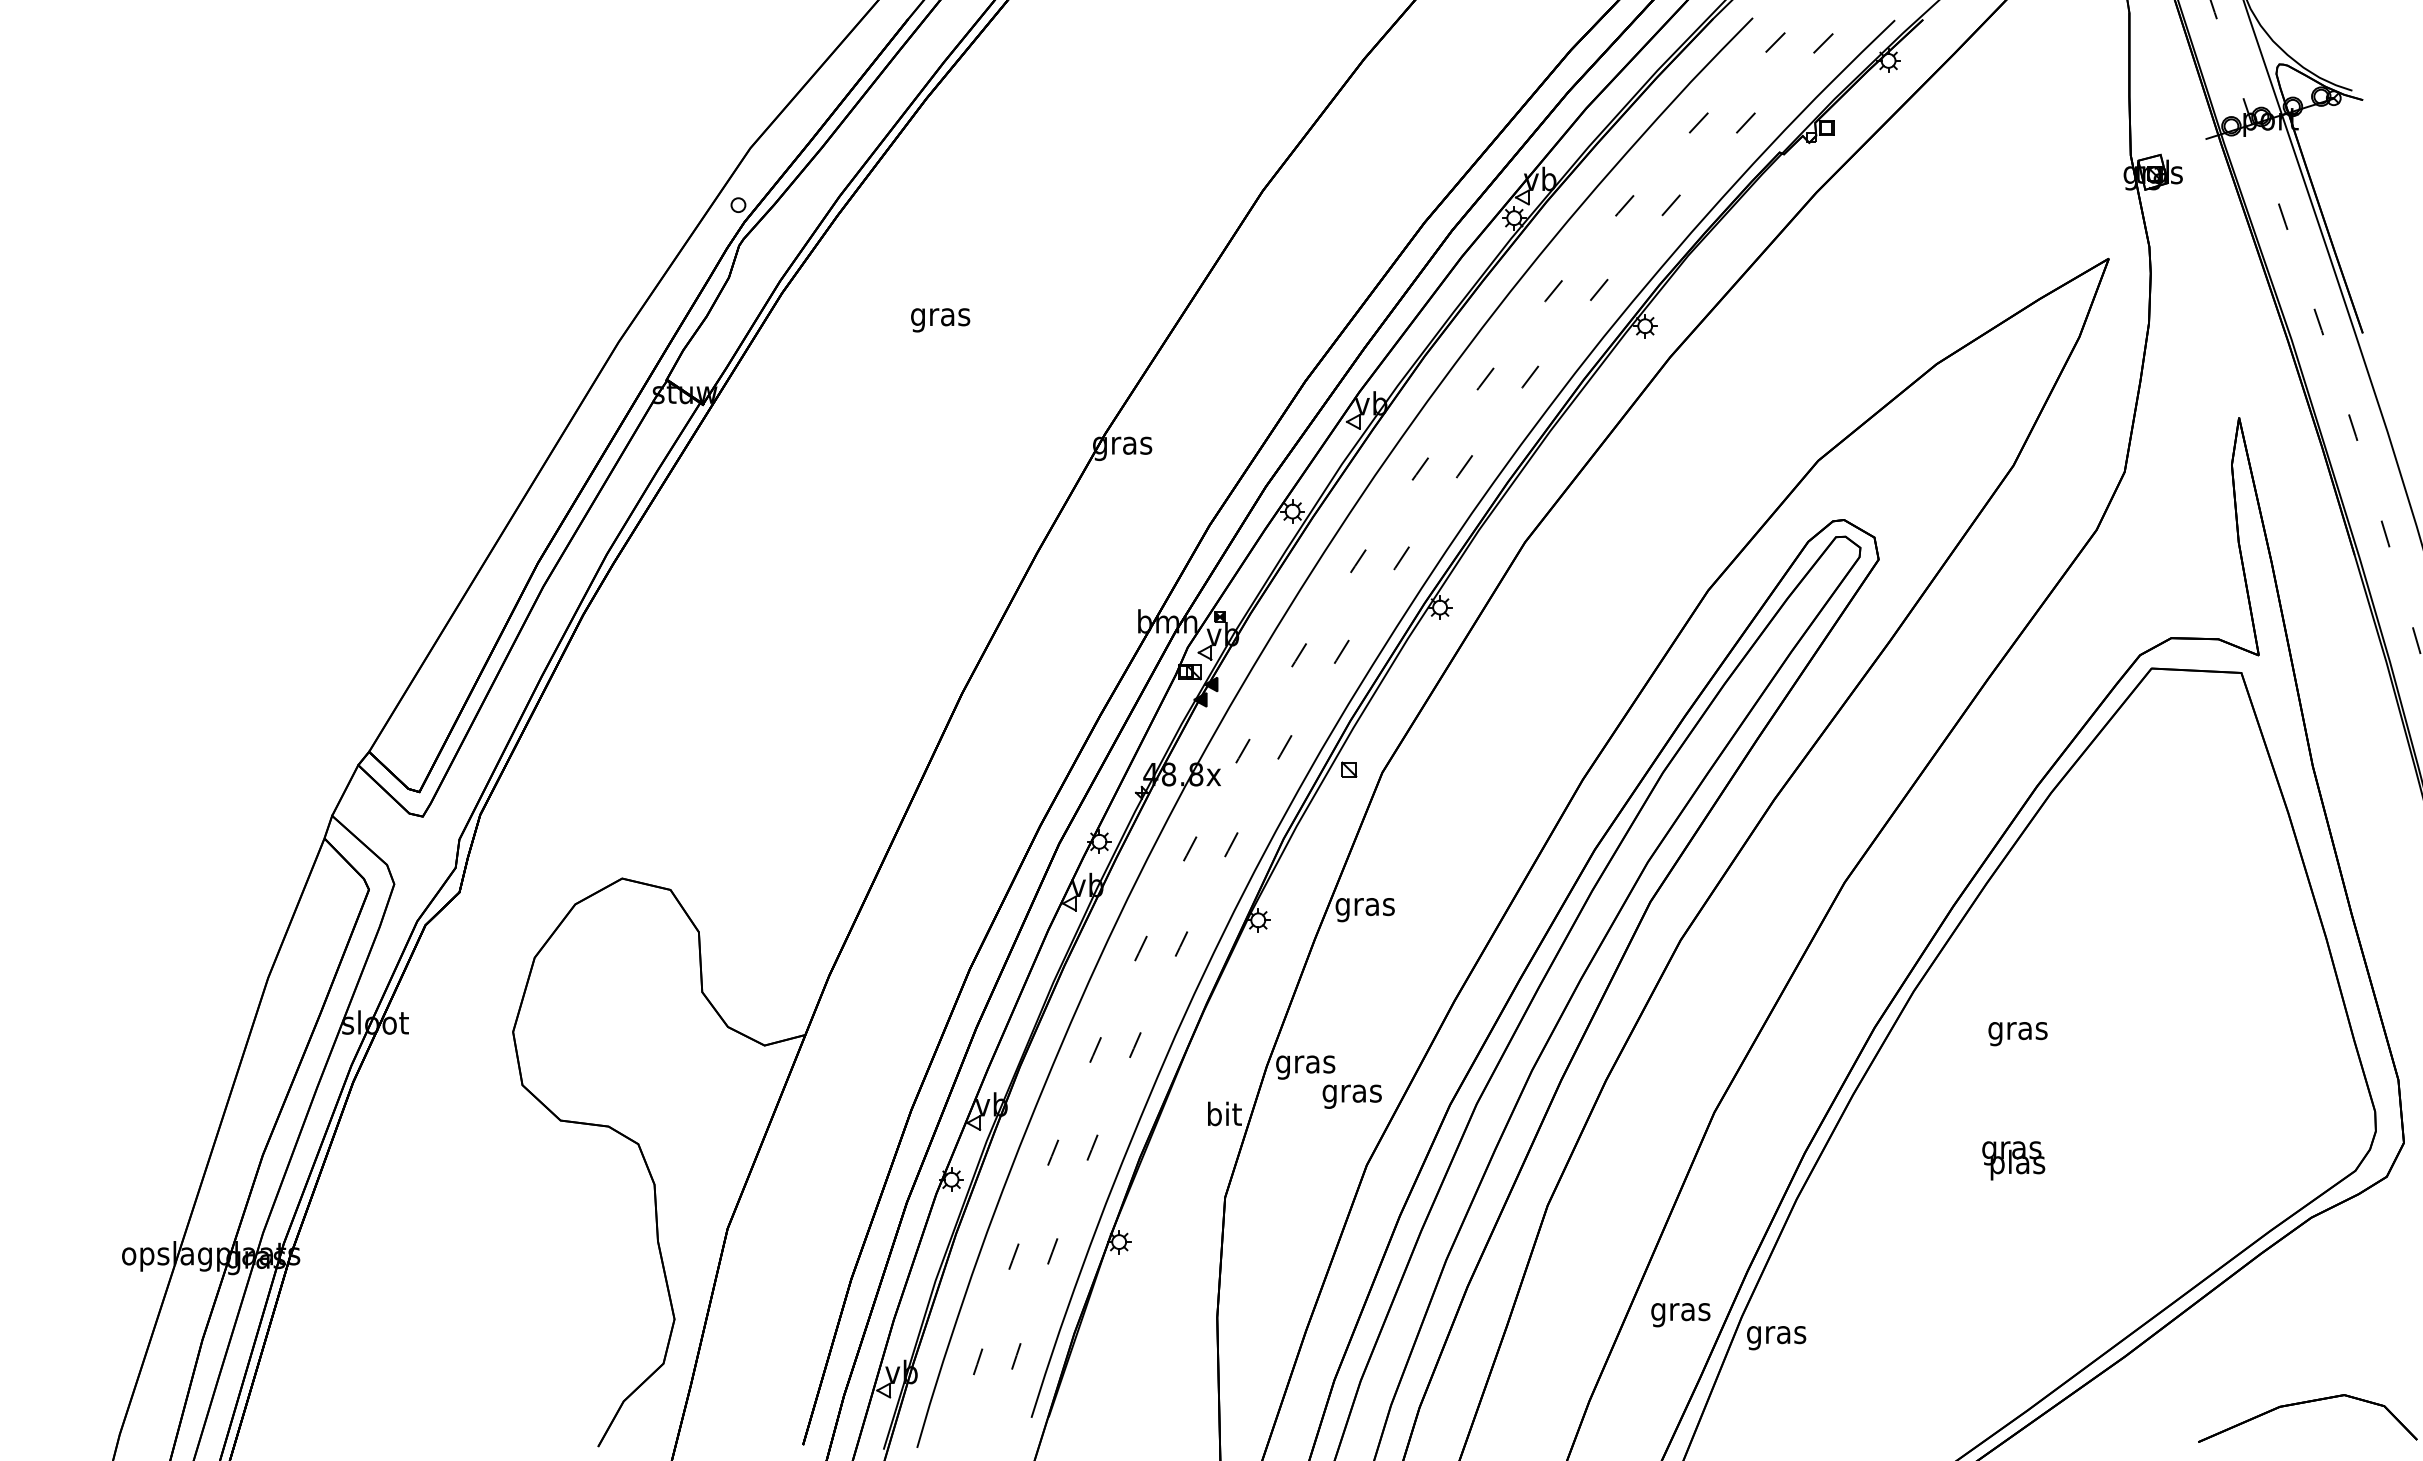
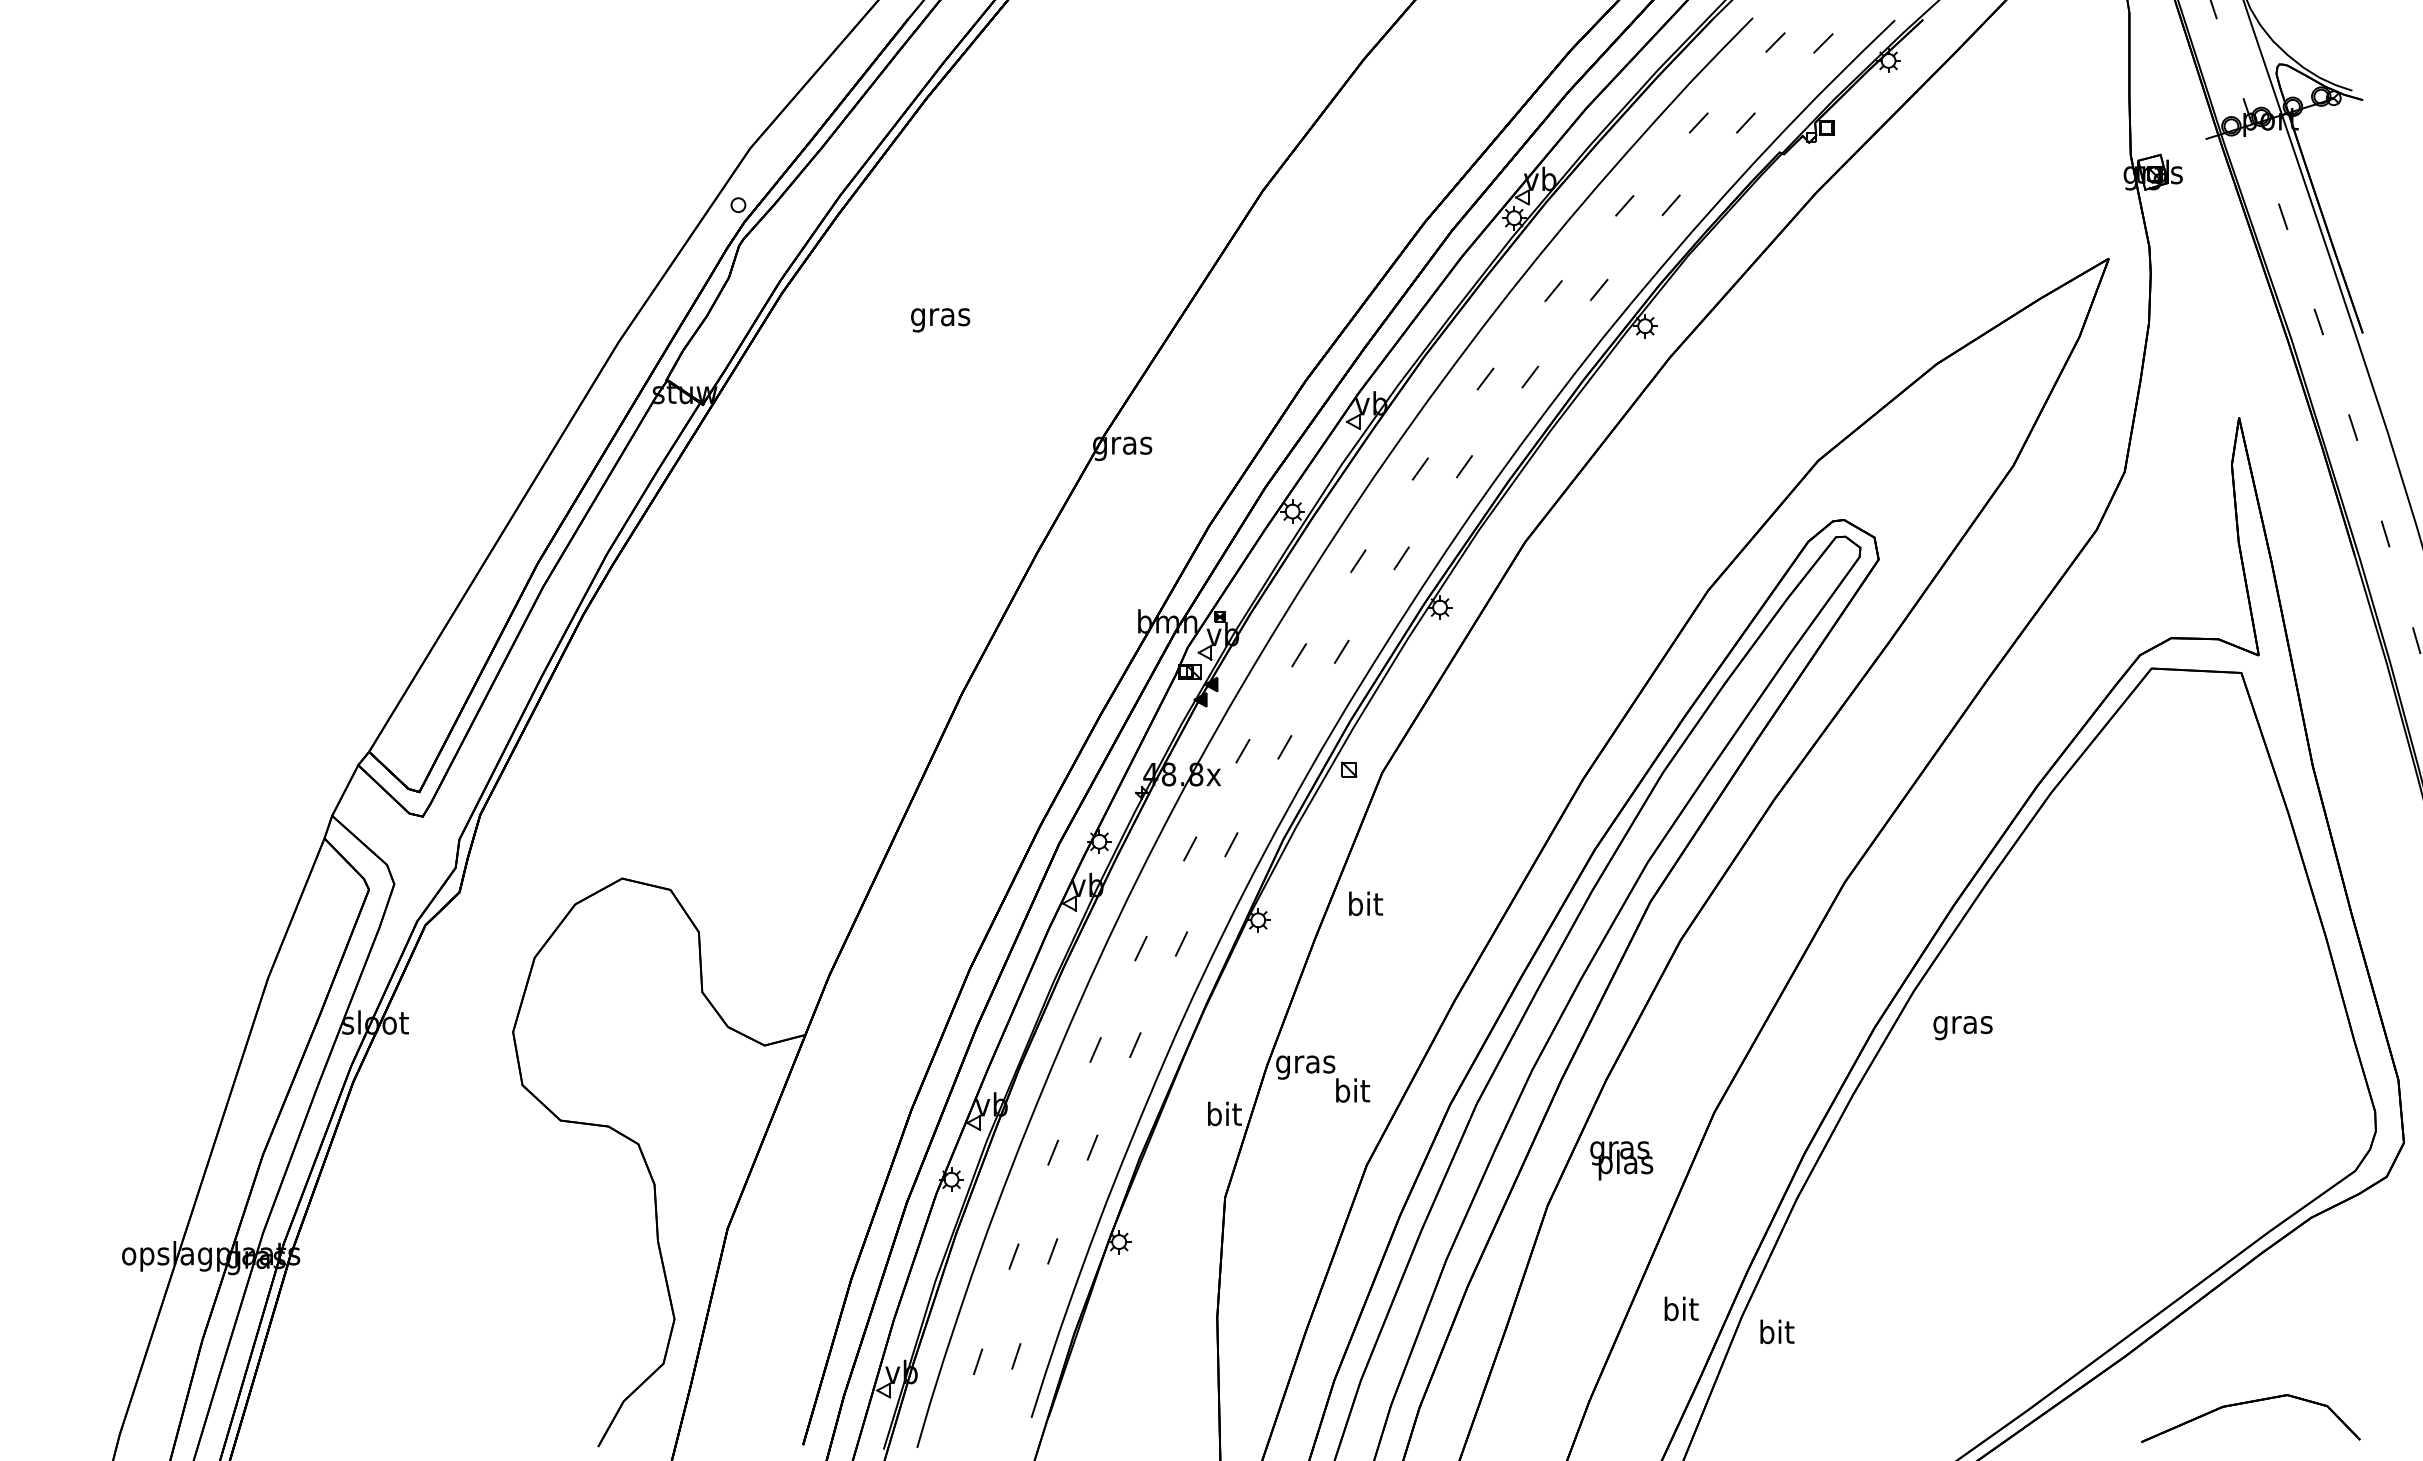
text: gras -> bit (1364, 906)
text position: (2017, 1034) -> (1962, 1028) (1962, 1028)
text: gras -> bit (1351, 1093)
text position: (2013, 1160) -> (1621, 1160) (1621, 1160)
text: gras -> bit (1680, 1311)
text: gras -> bit (1776, 1334)
part position: (2305, 1403) -> (2248, 1403) (2248, 1403)
